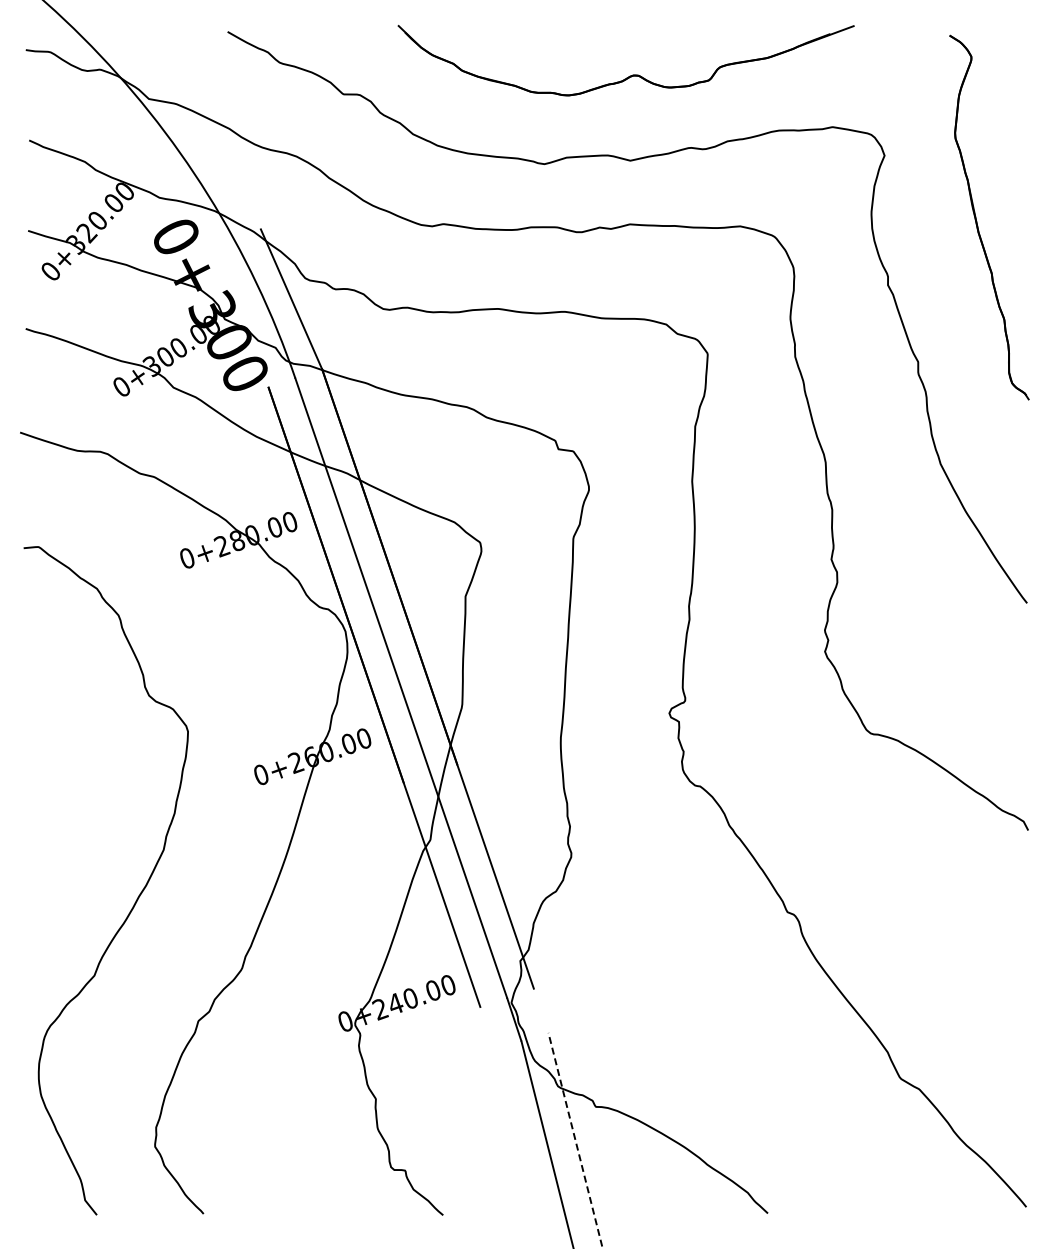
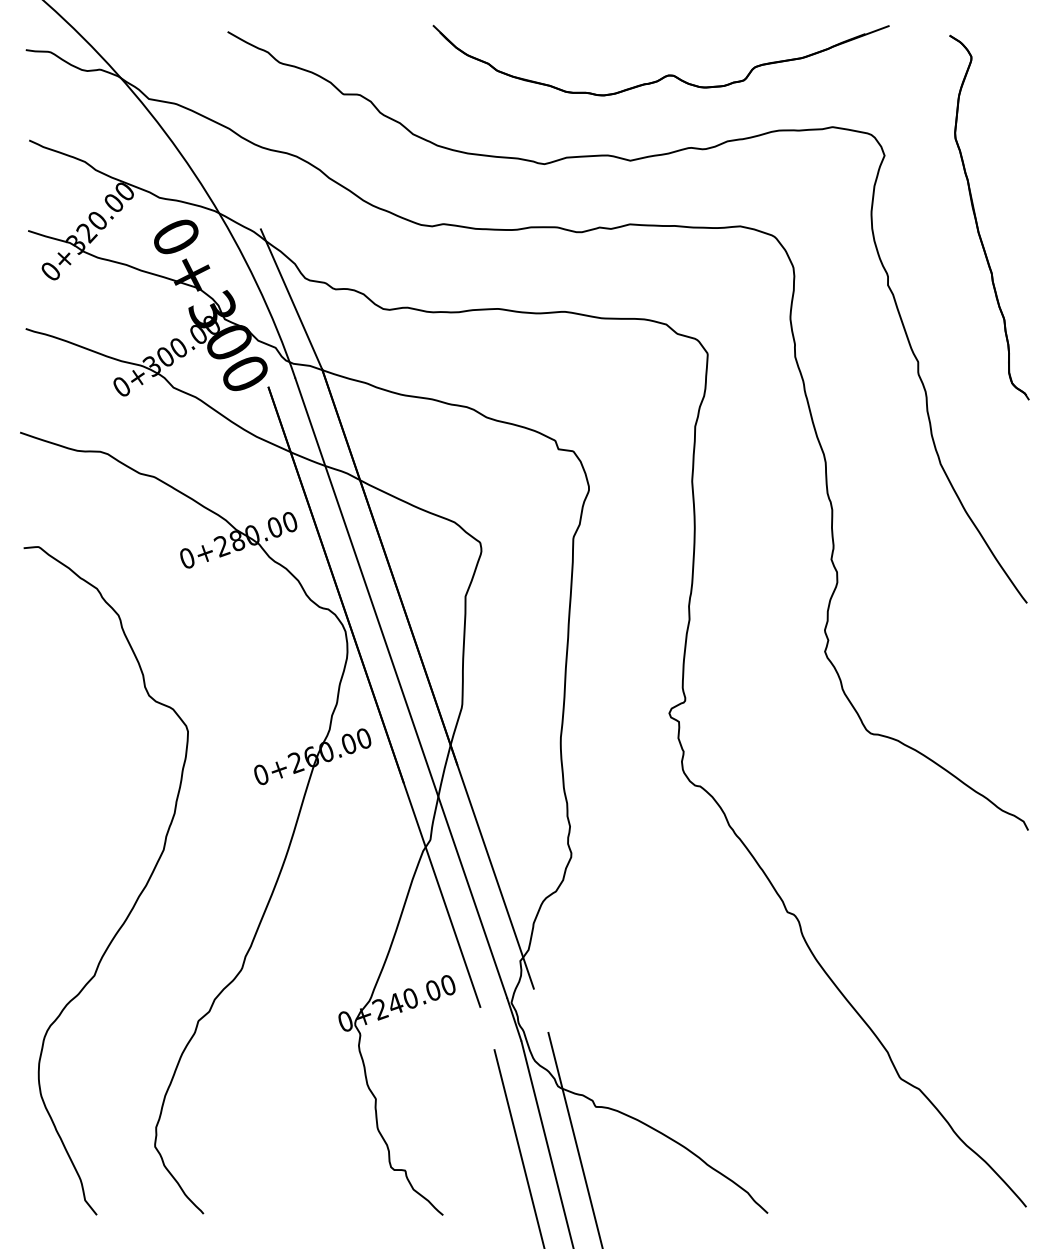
part position: (632, 74) -> (667, 74) (667, 74)
line: dashed -> solid (575, 1140)
line: none -> present (518, 1147)
